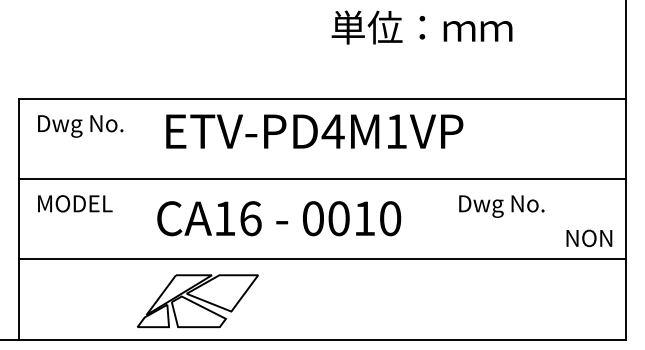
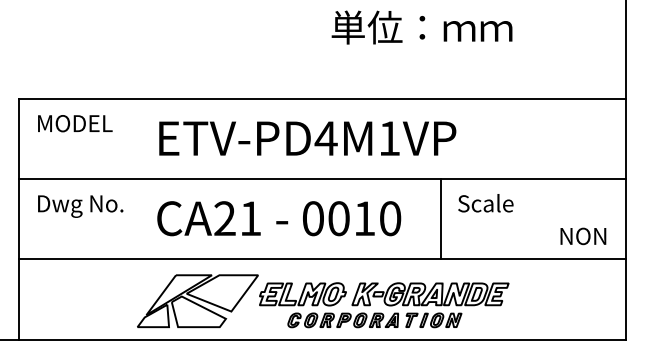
text: Dwg No. -> MODEL (81, 126)
text position: (314, 131) -> (307, 138) (307, 138)
text: Dwg No. -> Scale (501, 205)
text: MODEL -> Dwg No. (81, 206)
text: CA16 -> CA21 (237, 218)
line: none -> present (440, 219)
text position: (589, 238) -> (583, 236) (583, 236)
part: none -> present (384, 305)
